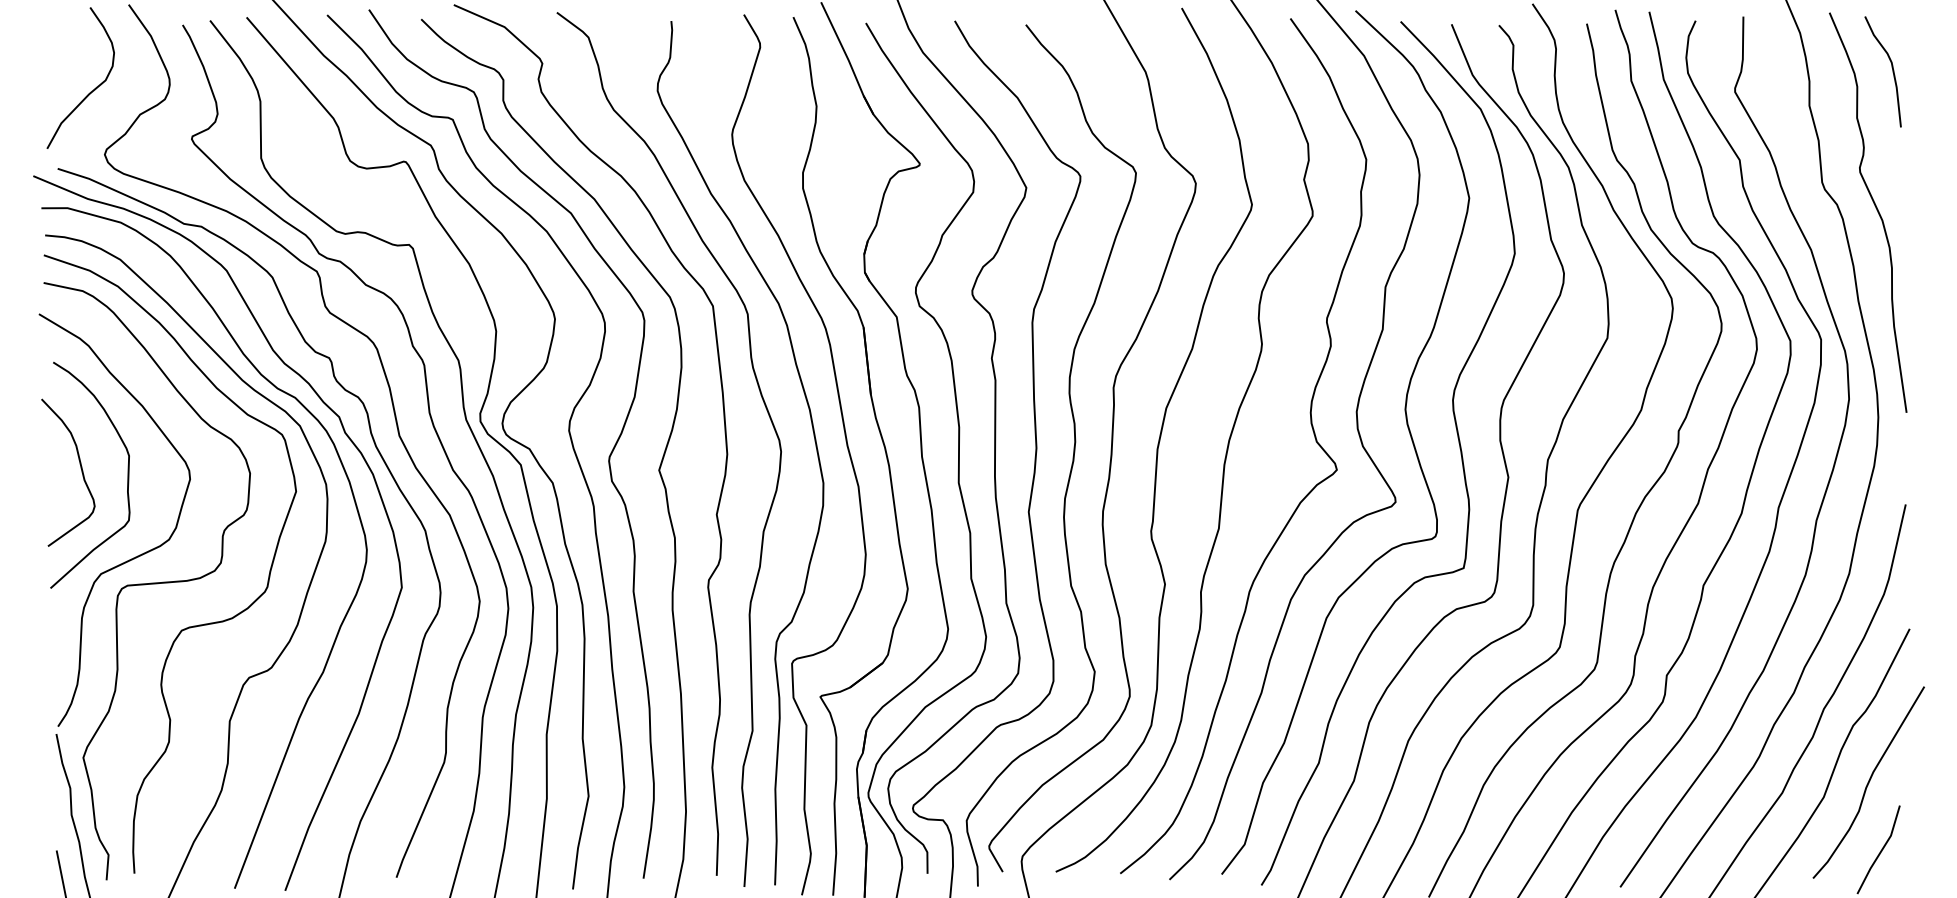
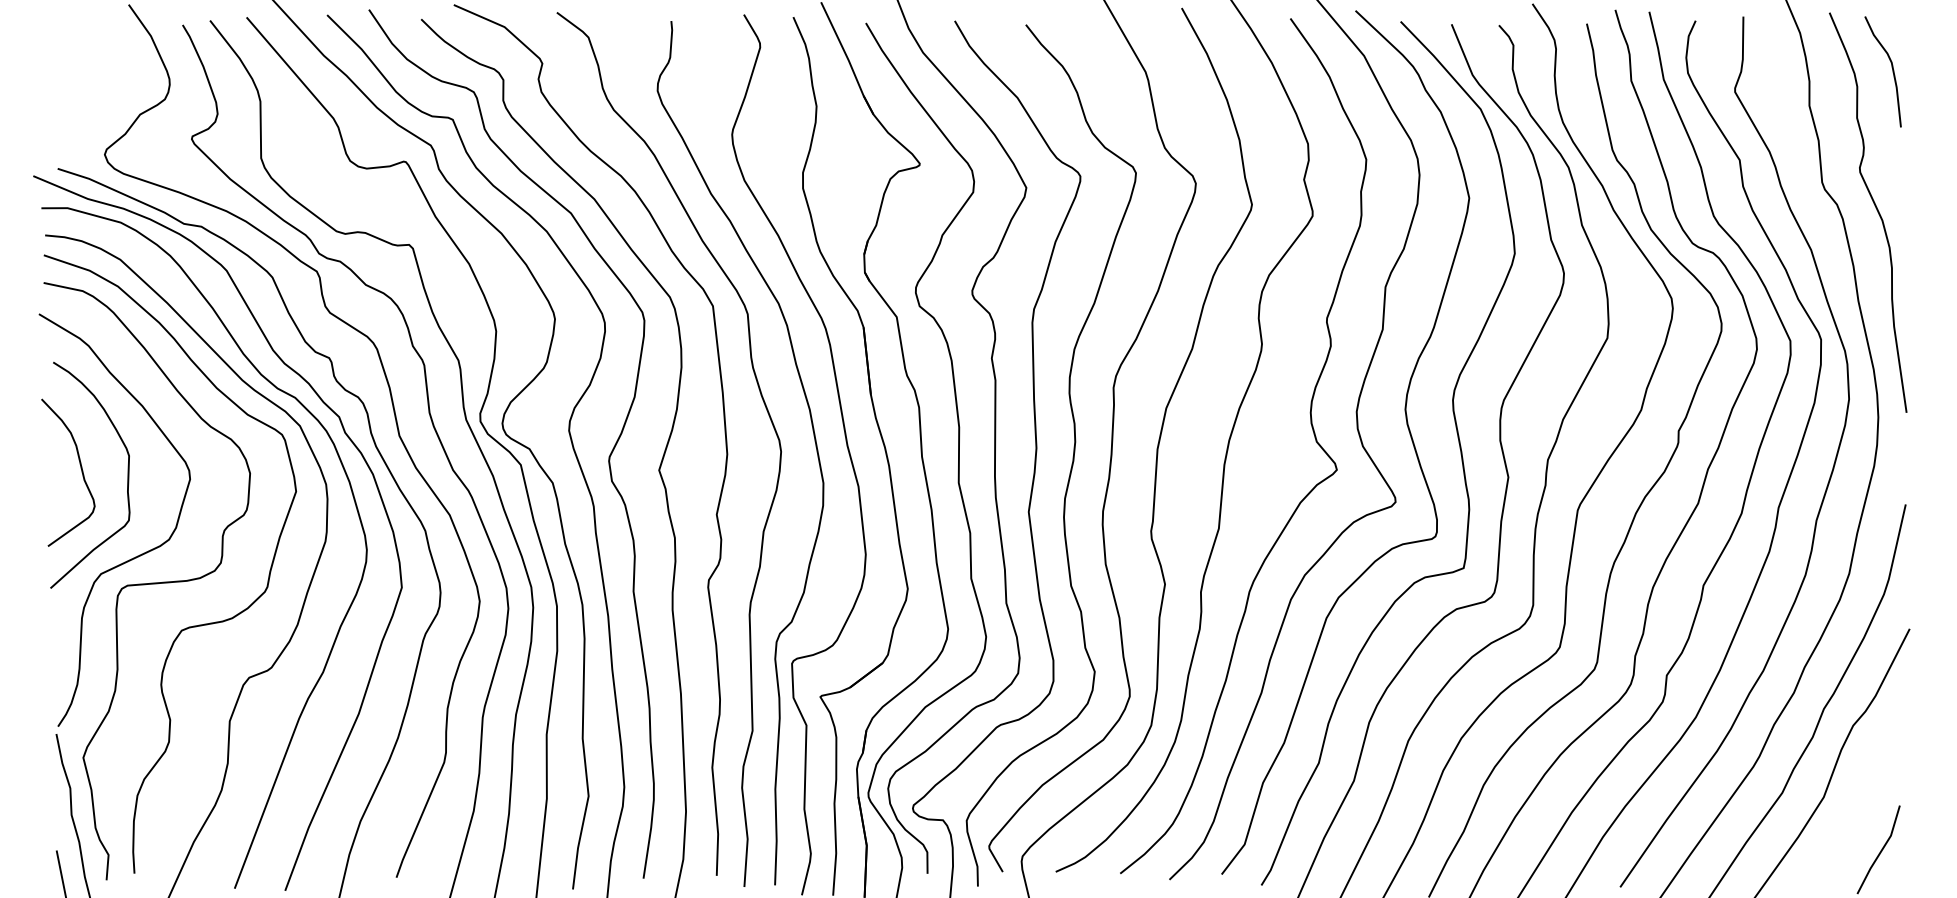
curve: present -> none (90, 91)
part: present -> none (1868, 782)
